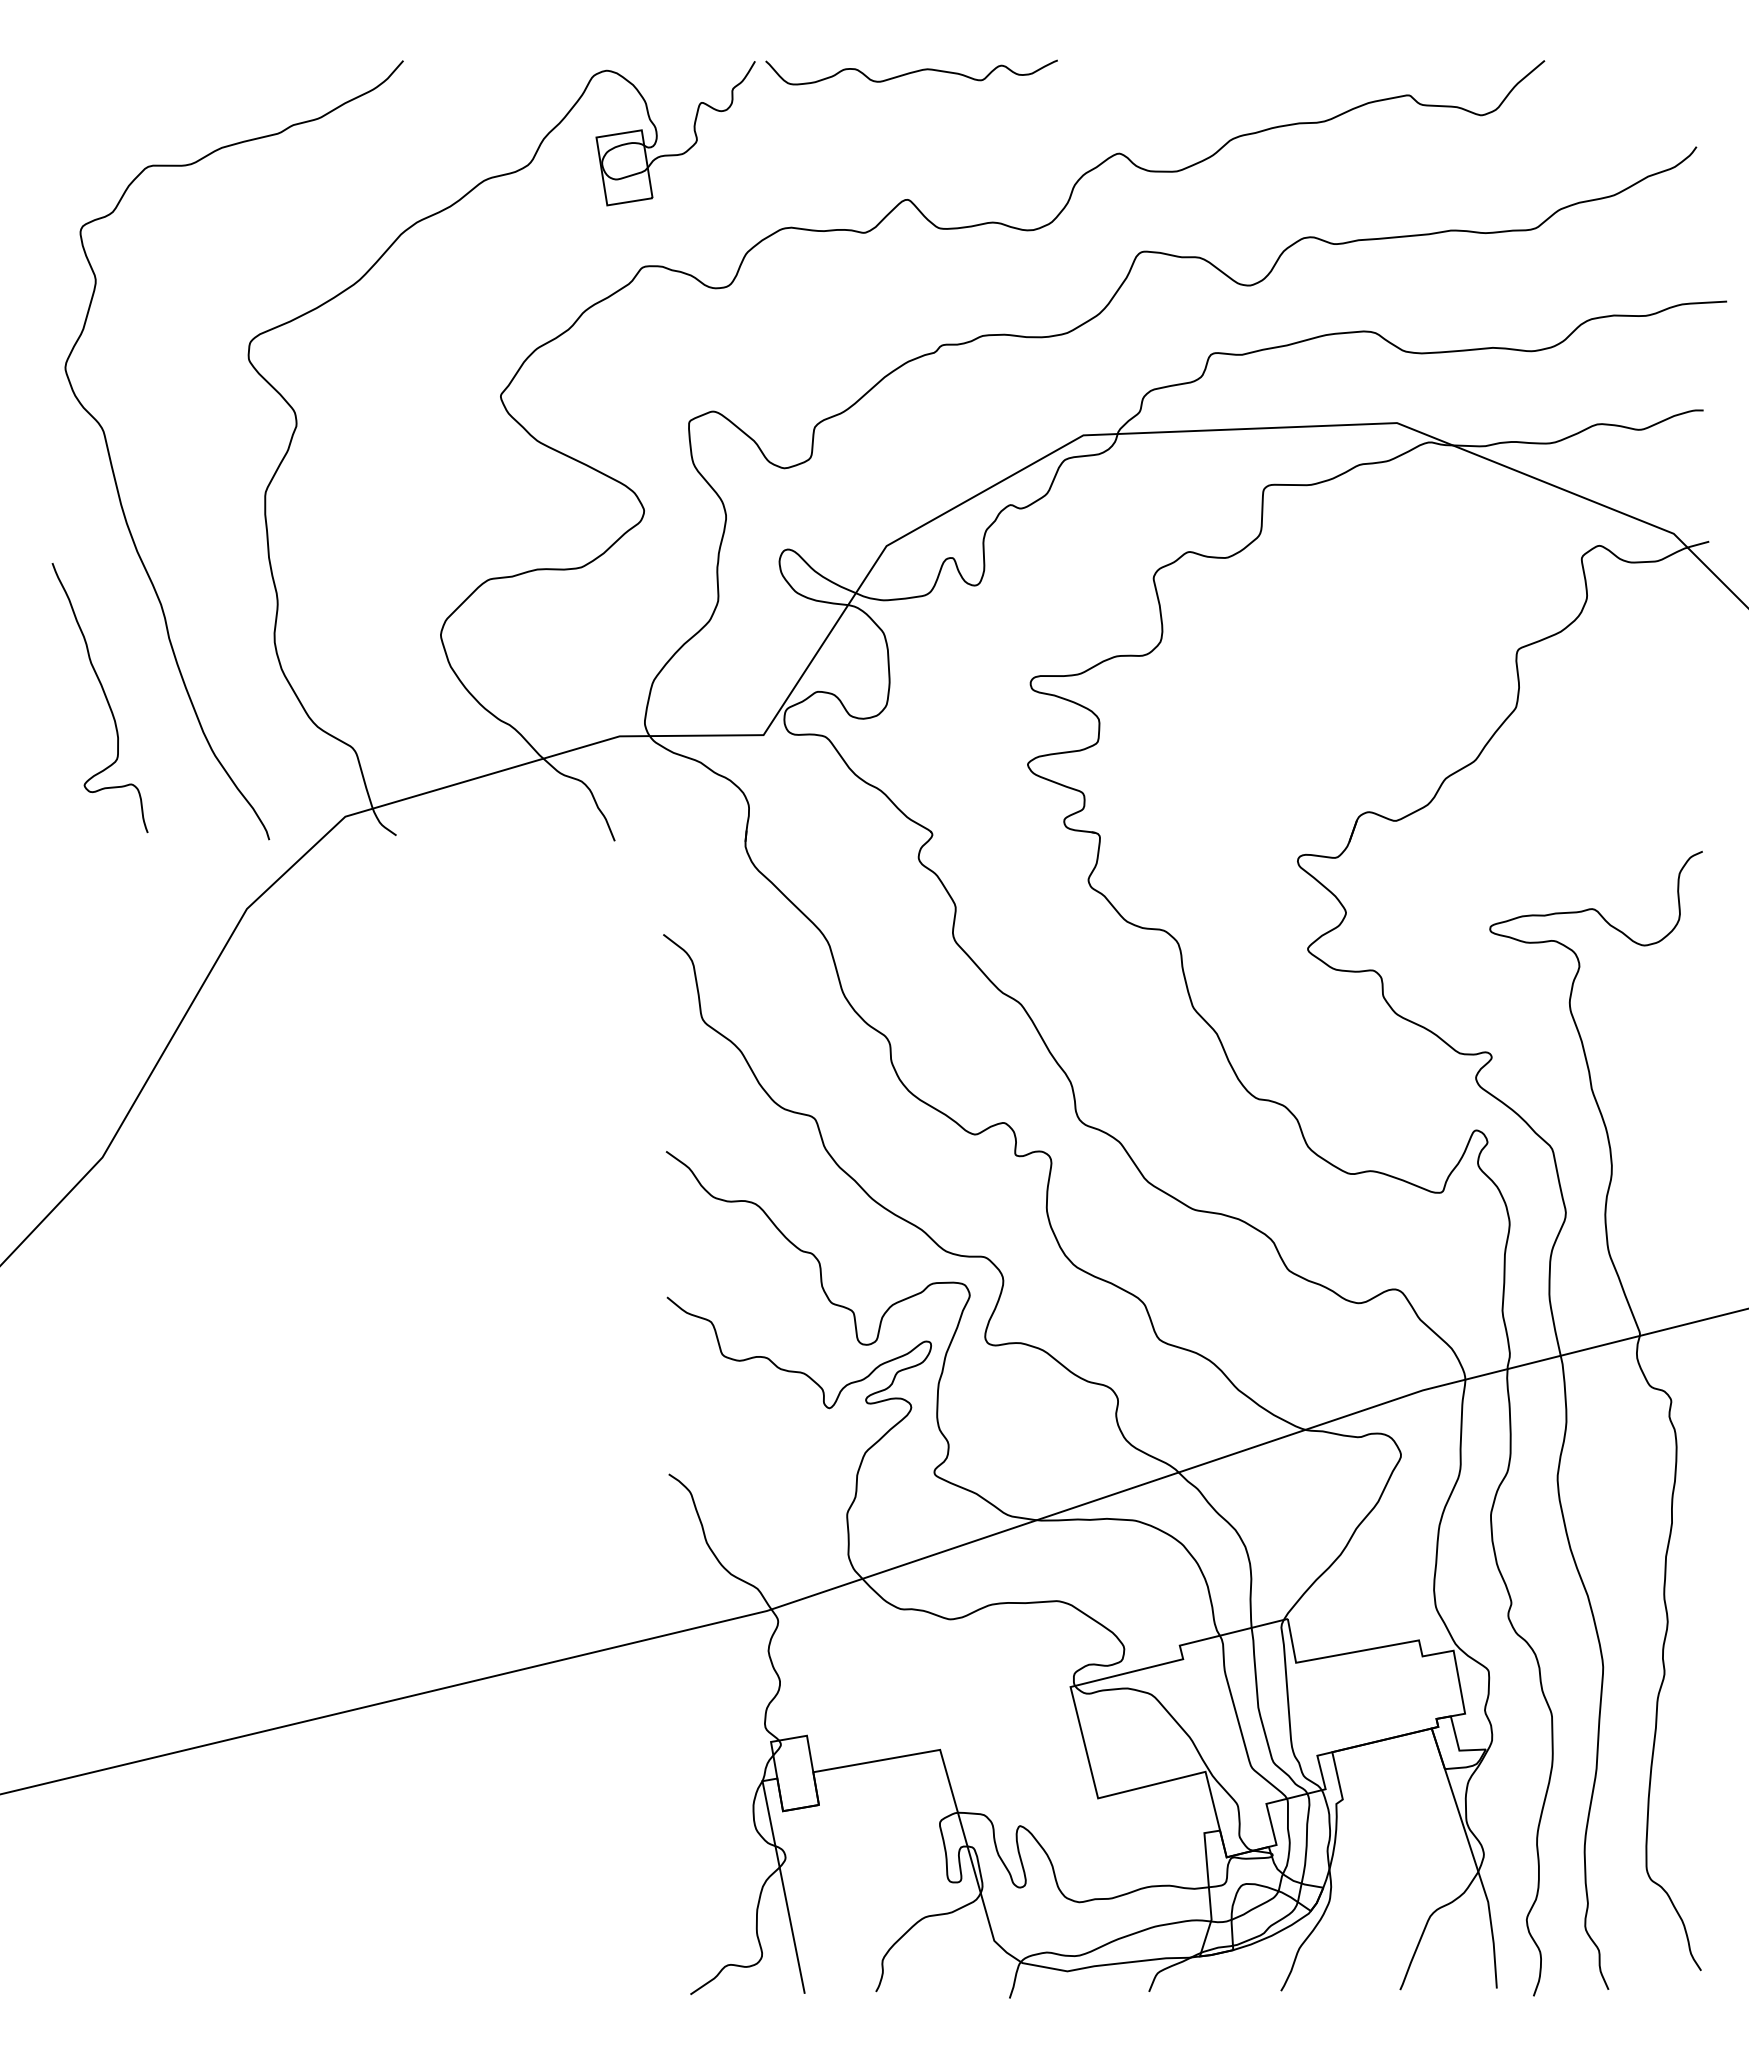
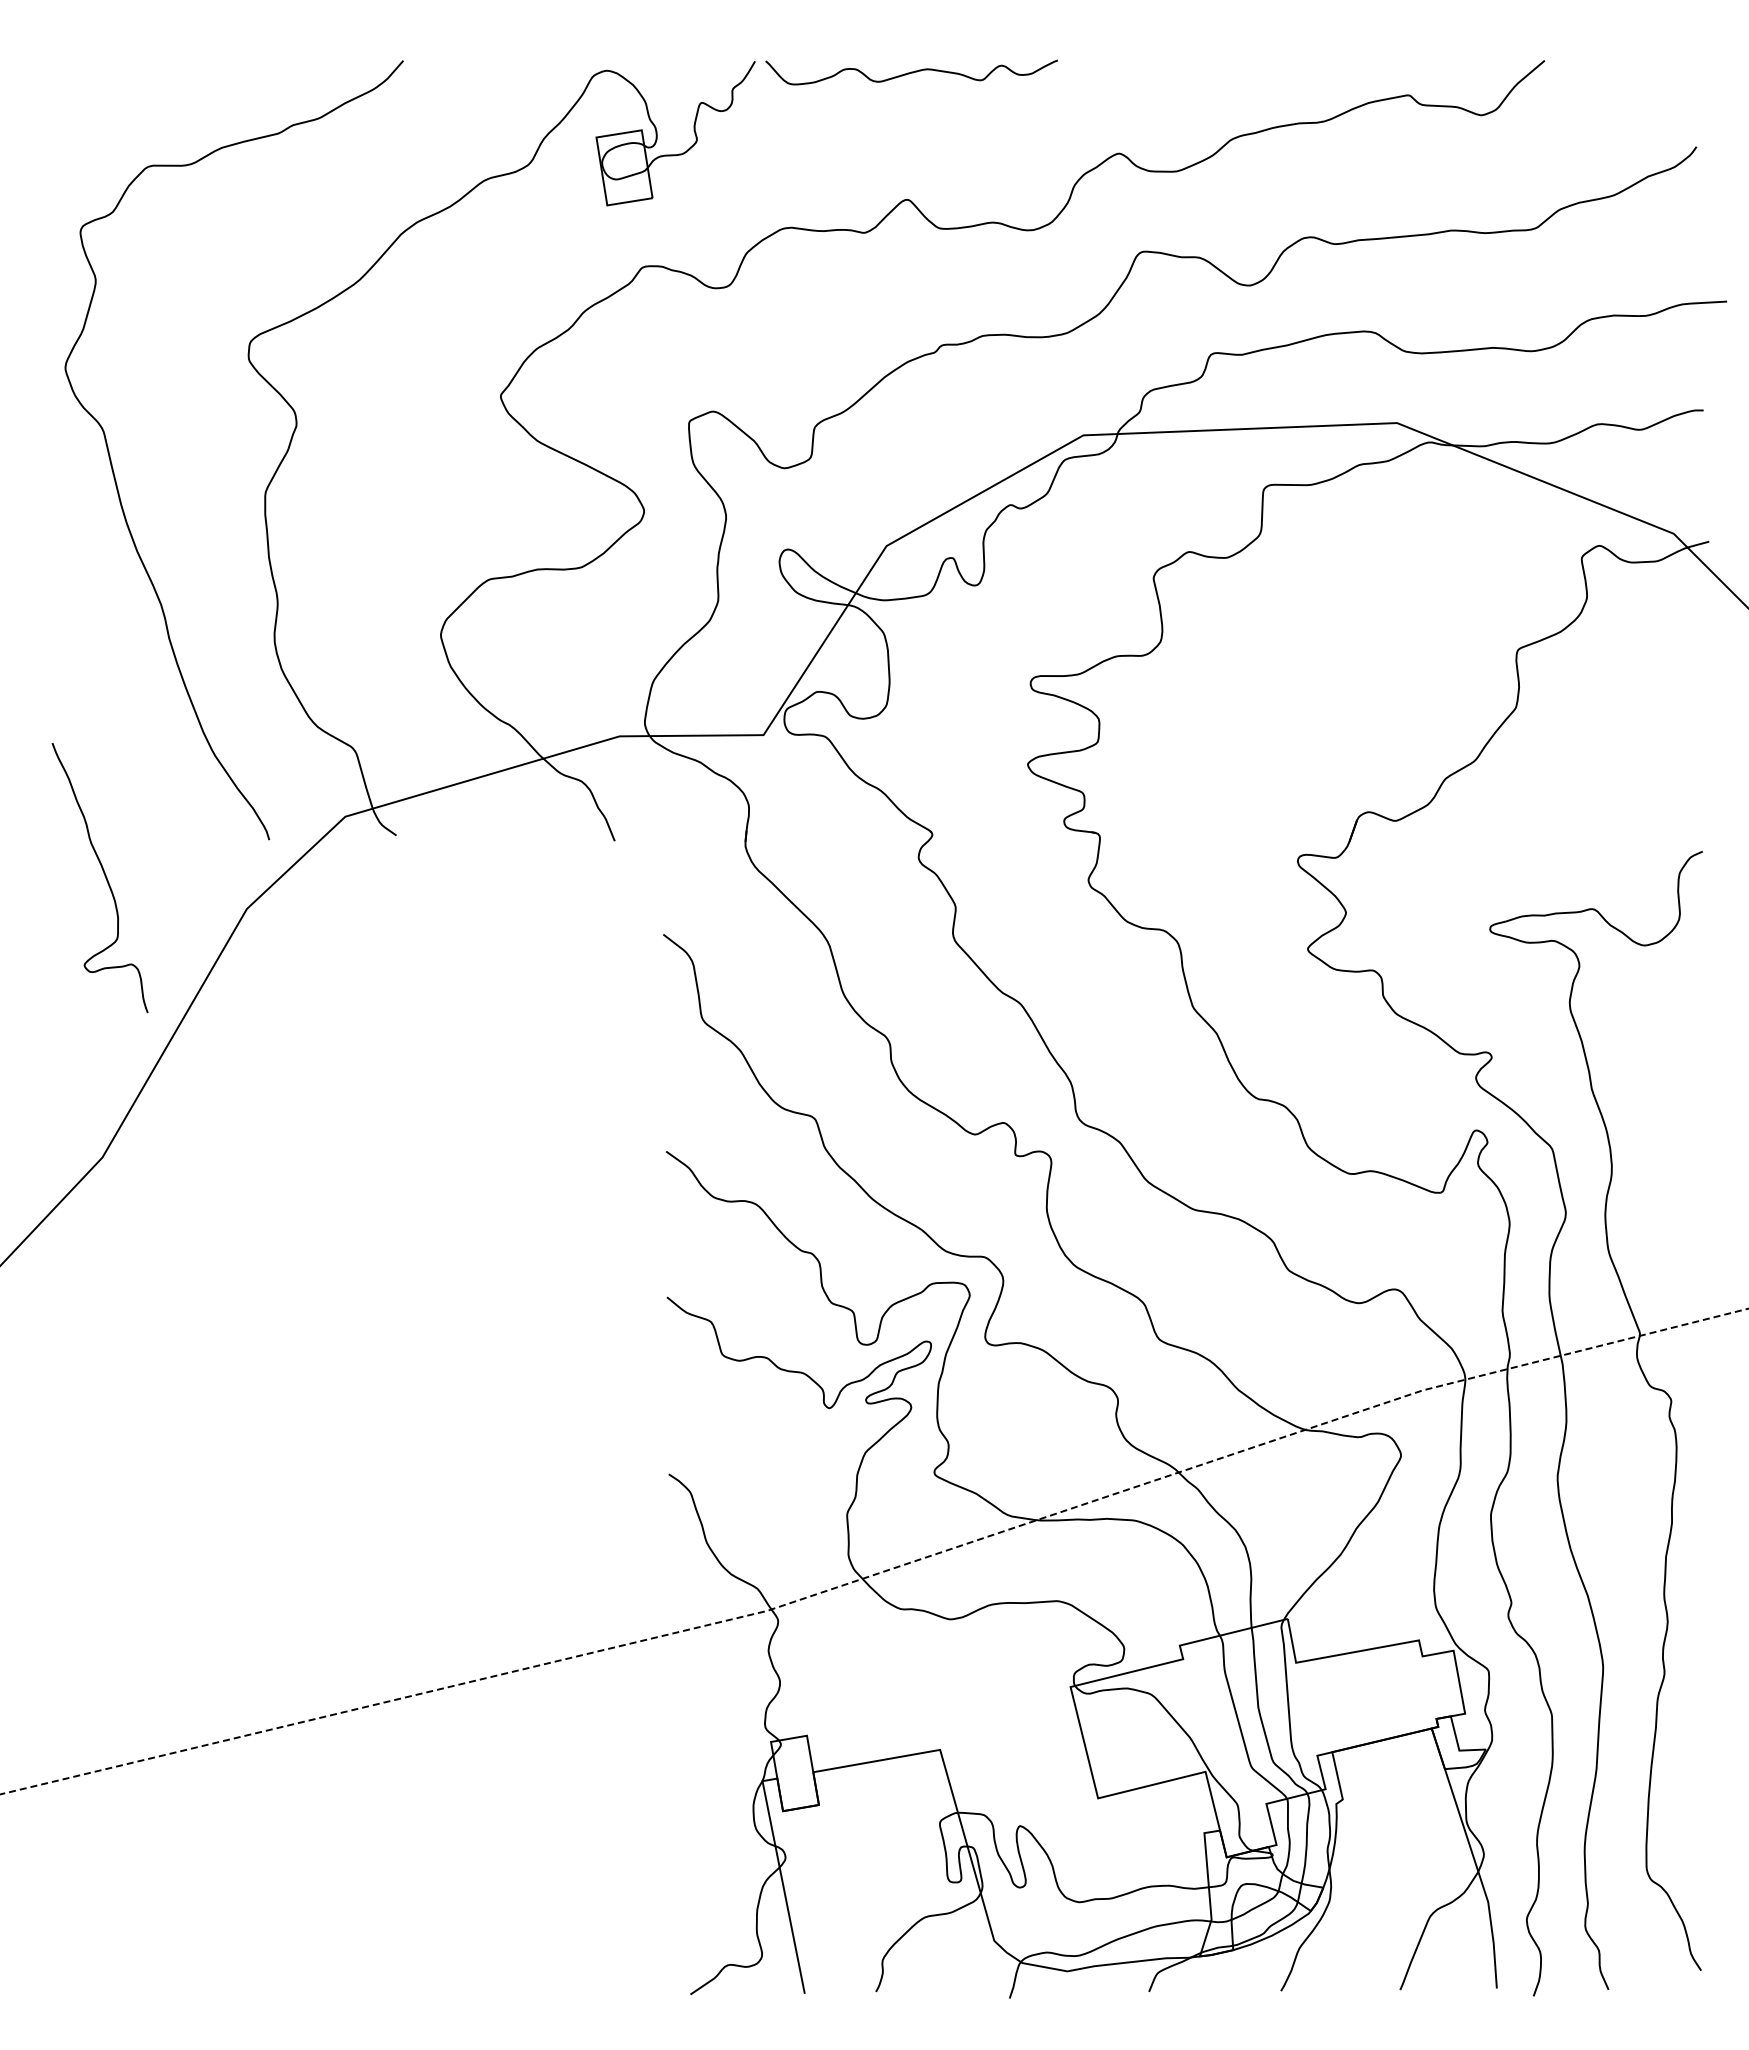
curve position: (104, 696) -> (104, 876) (104, 876)
line: solid -> dashed (880, 1572)
